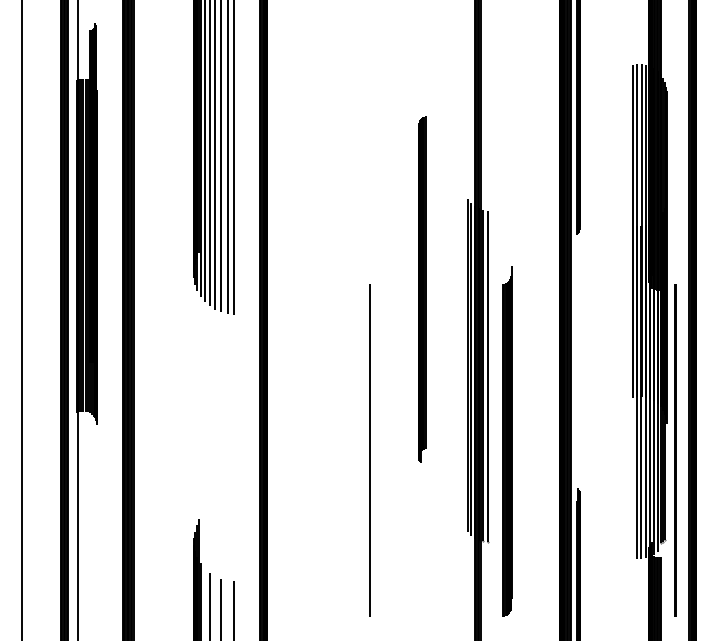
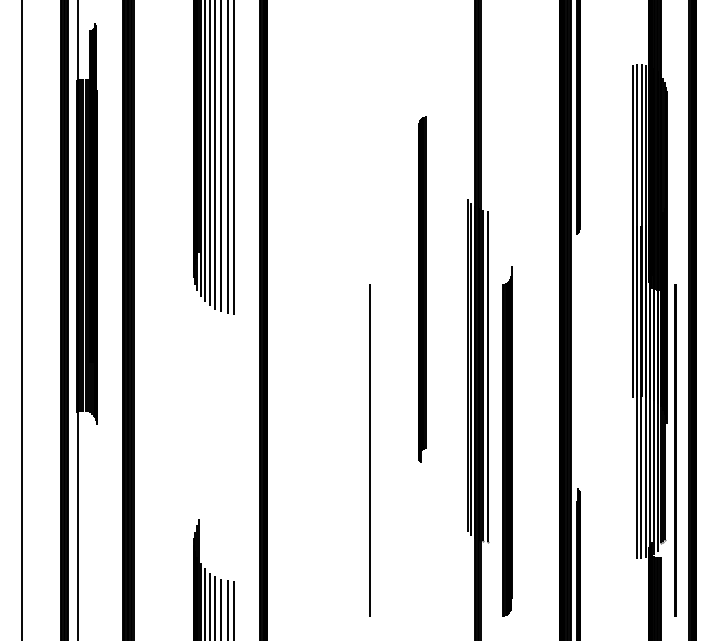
line: none -> present (204, 602)
line: none -> present (215, 606)
line: none -> present (227, 608)
